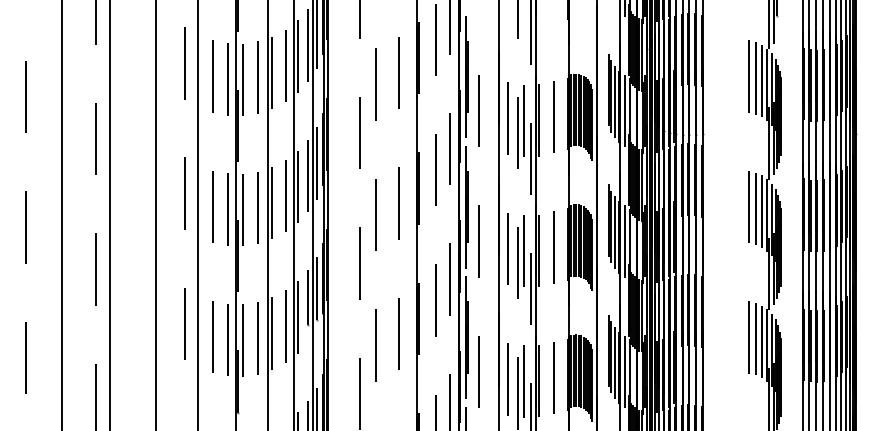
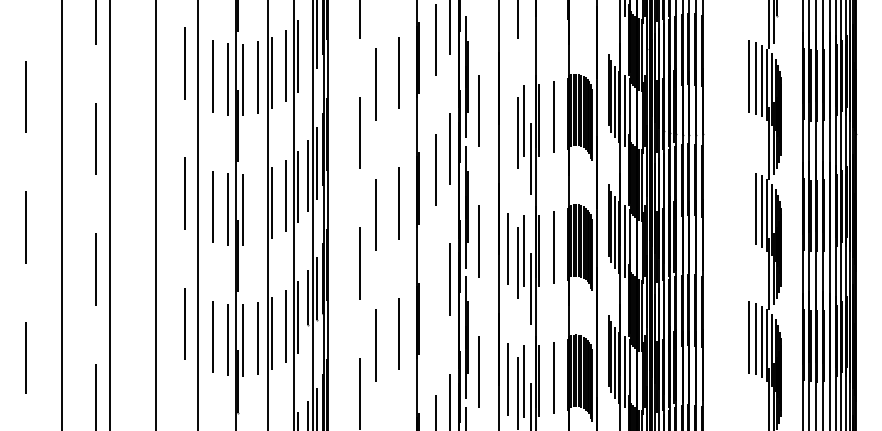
line: present -> none (530, 33)
line: present -> none (308, 45)
line: present -> none (507, 118)
line: present -> none (749, 206)
line: present -> none (257, 207)
line: present -> none (436, 300)
